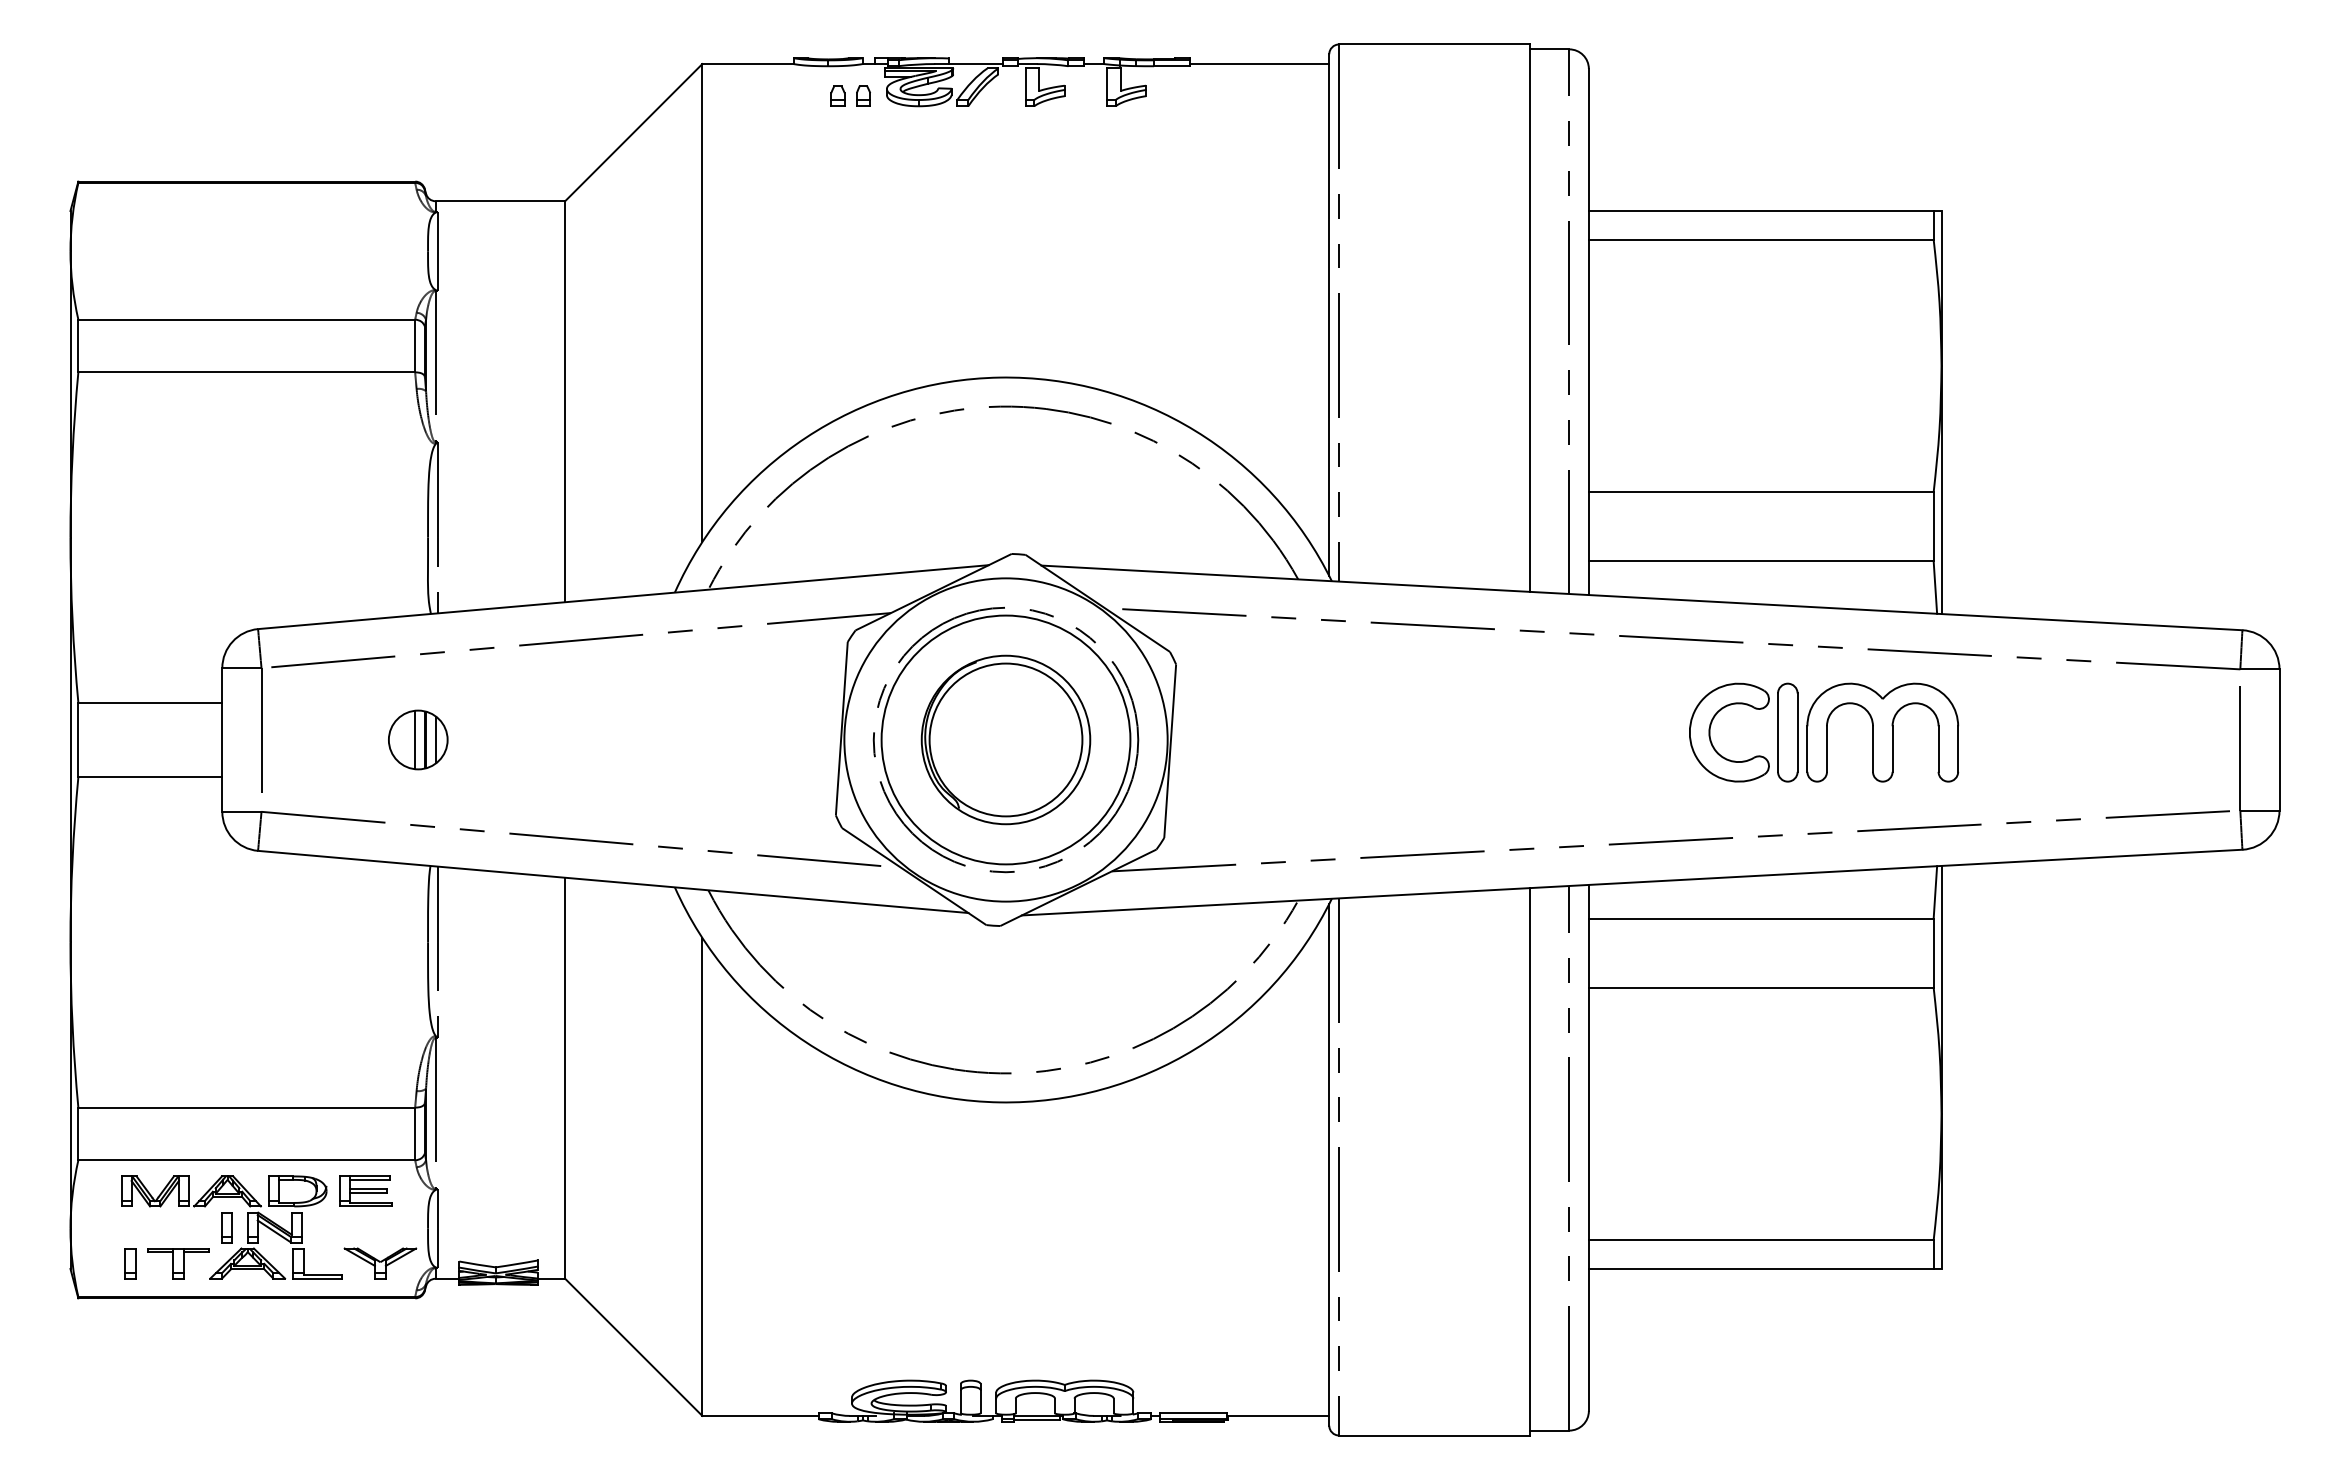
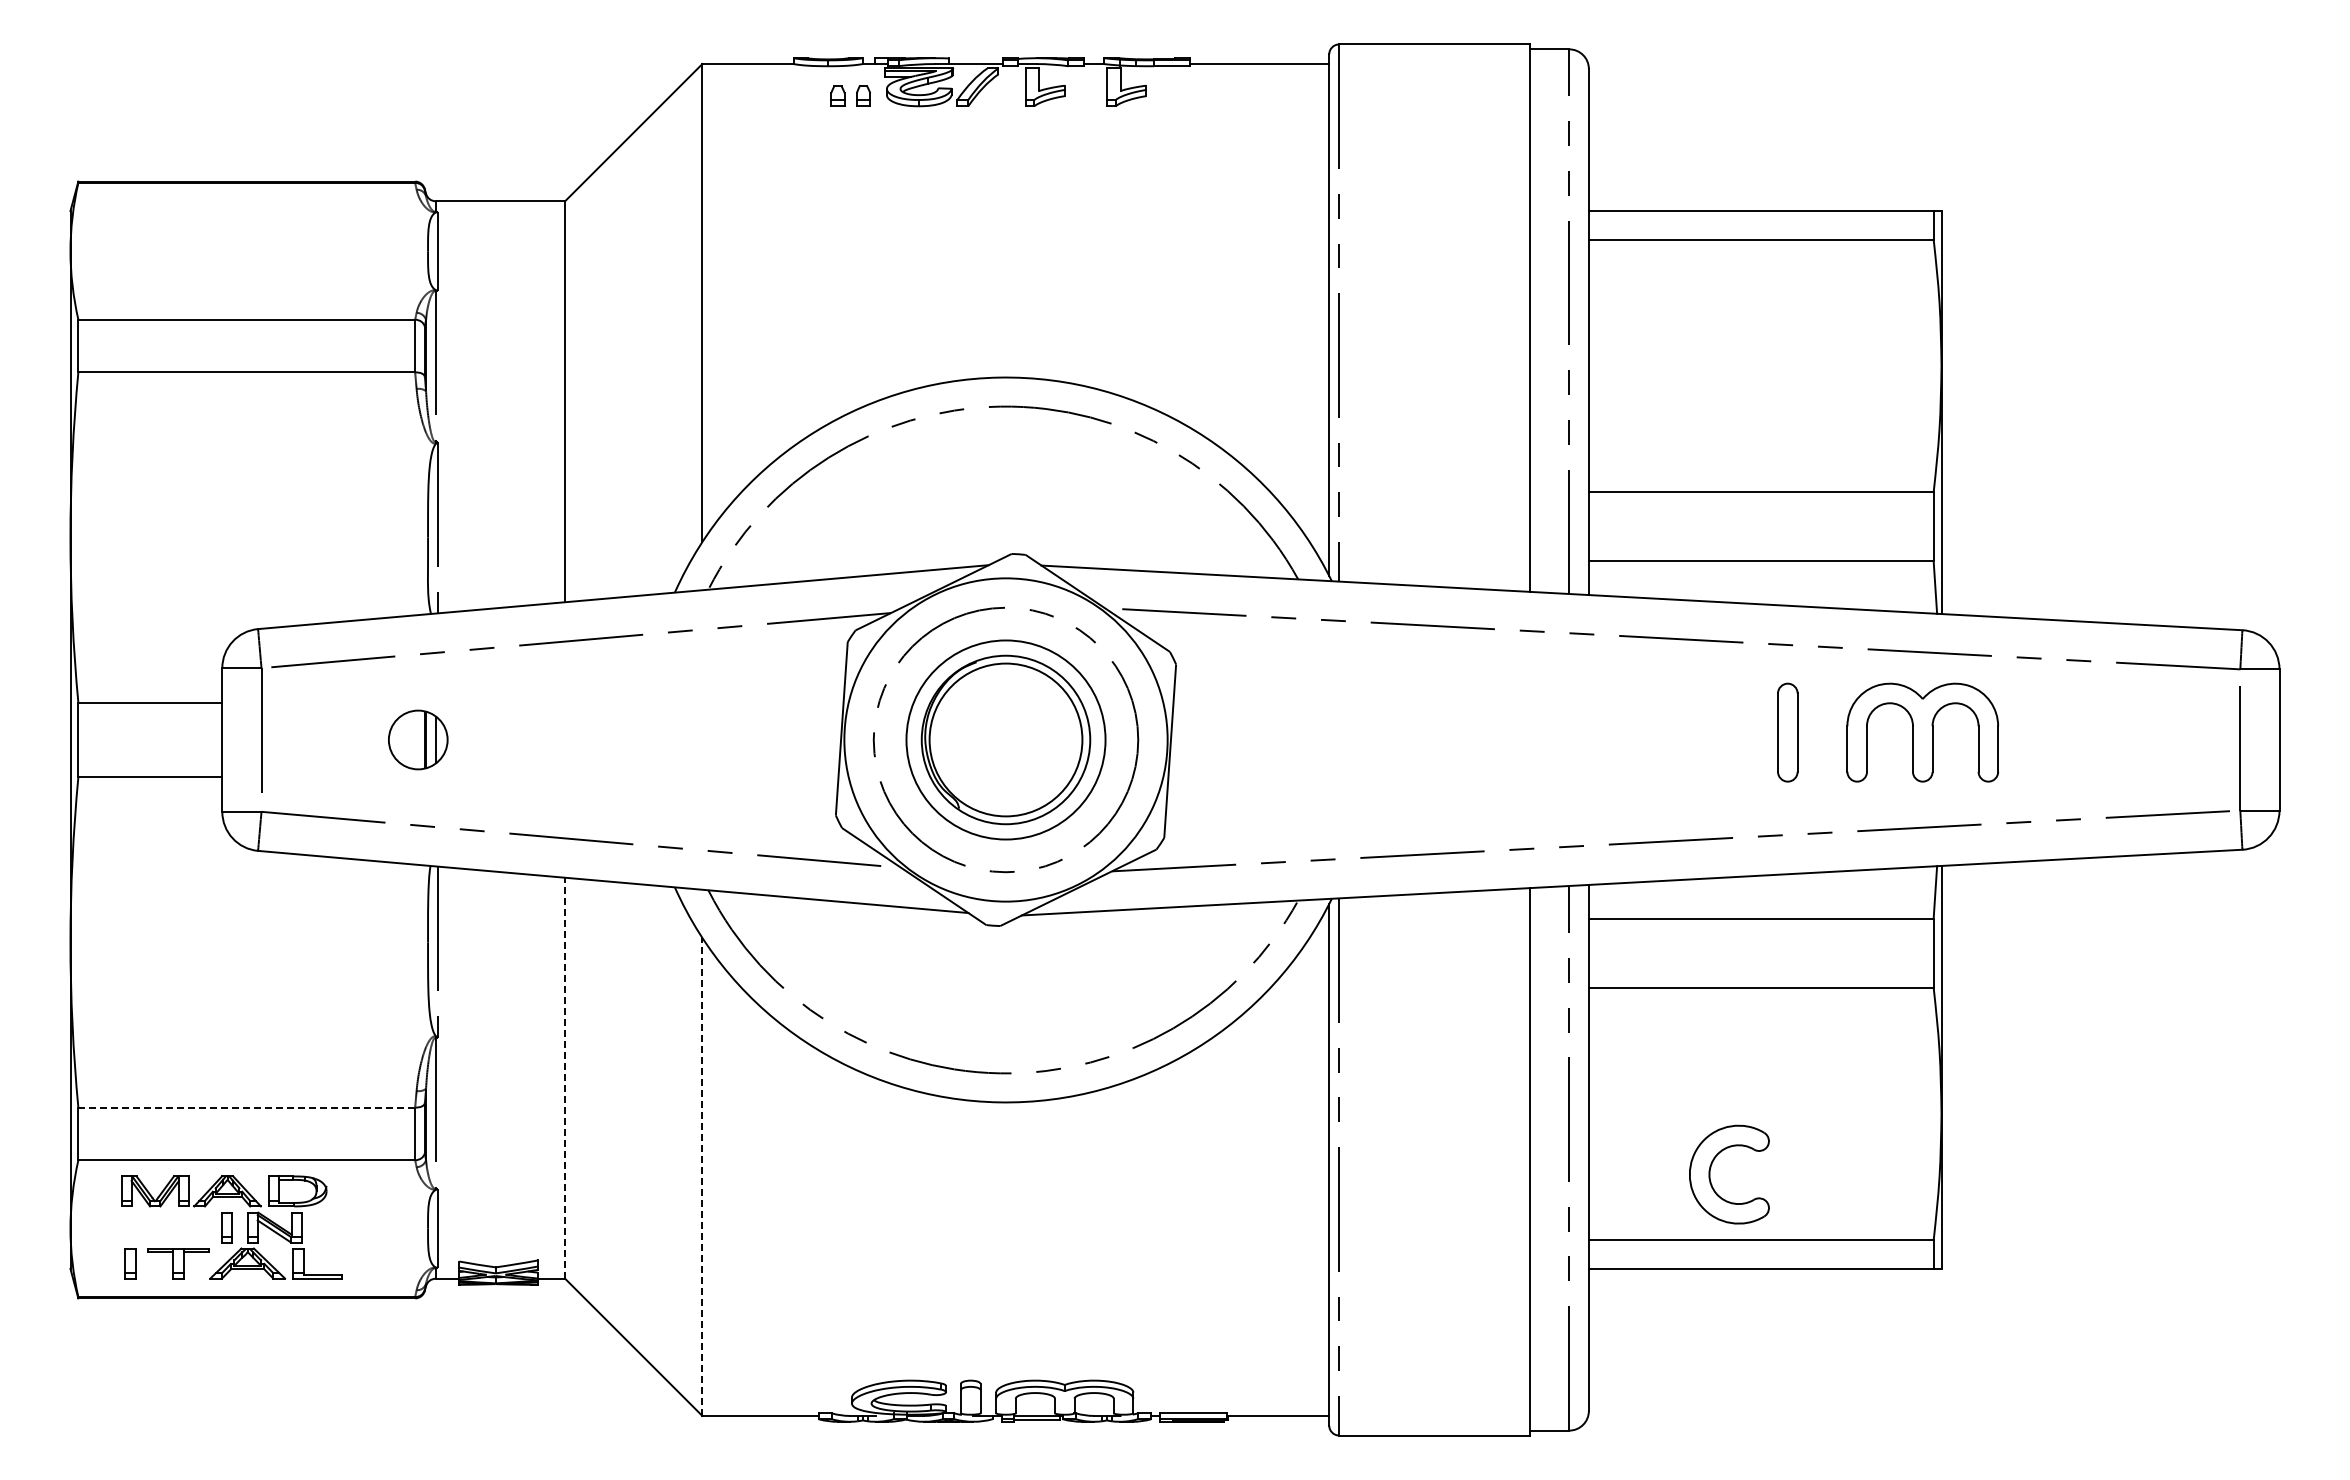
part position: (1710, 732) -> (1710, 1174) (1710, 1174)
part position: (1882, 732) -> (1922, 732) (1922, 732)
line: present -> none (415, 739)
circle diameter: 249 px -> 199 px (1005, 739)
line: solid -> dashed (565, 1078)
line: solid -> dashed (247, 1107)
line: solid -> dashed (702, 1176)
part: present -> none (365, 1190)
part: present -> none (380, 1263)
